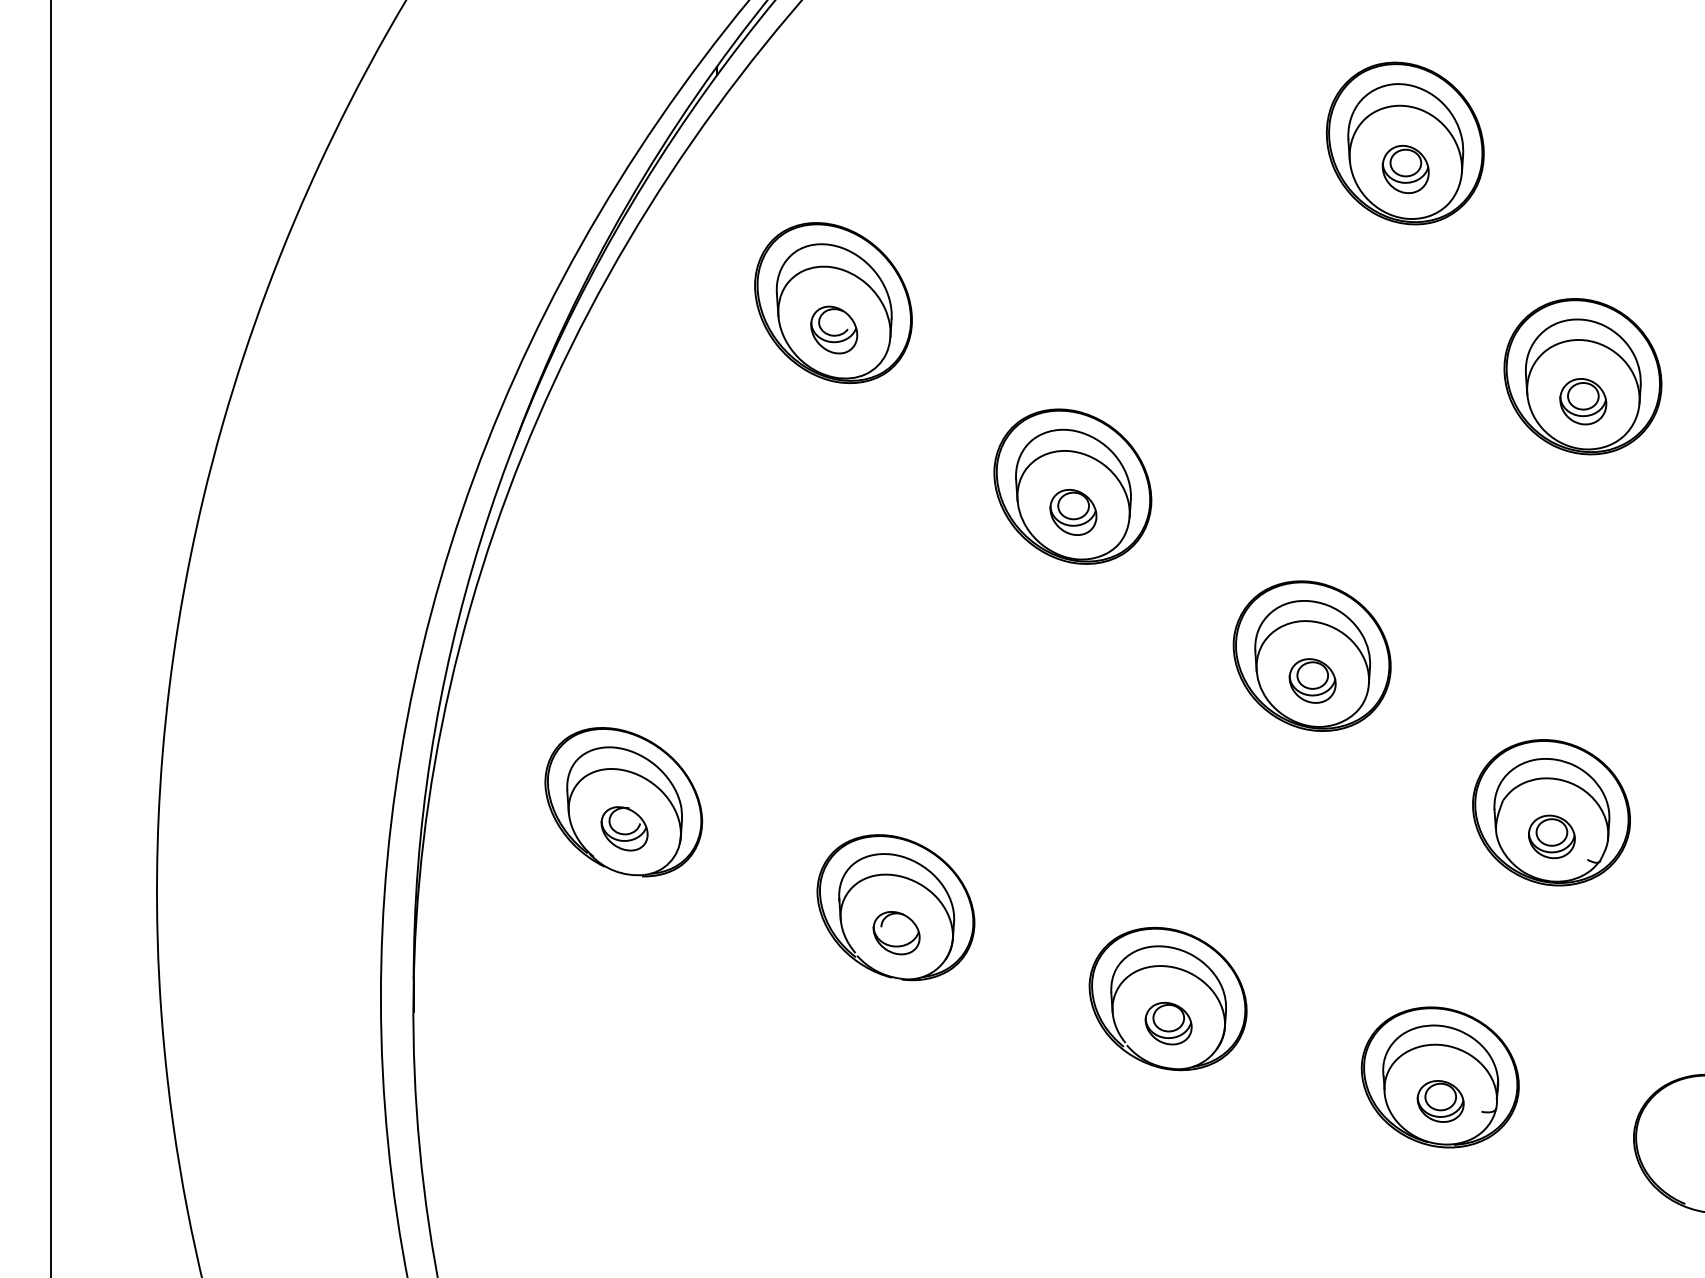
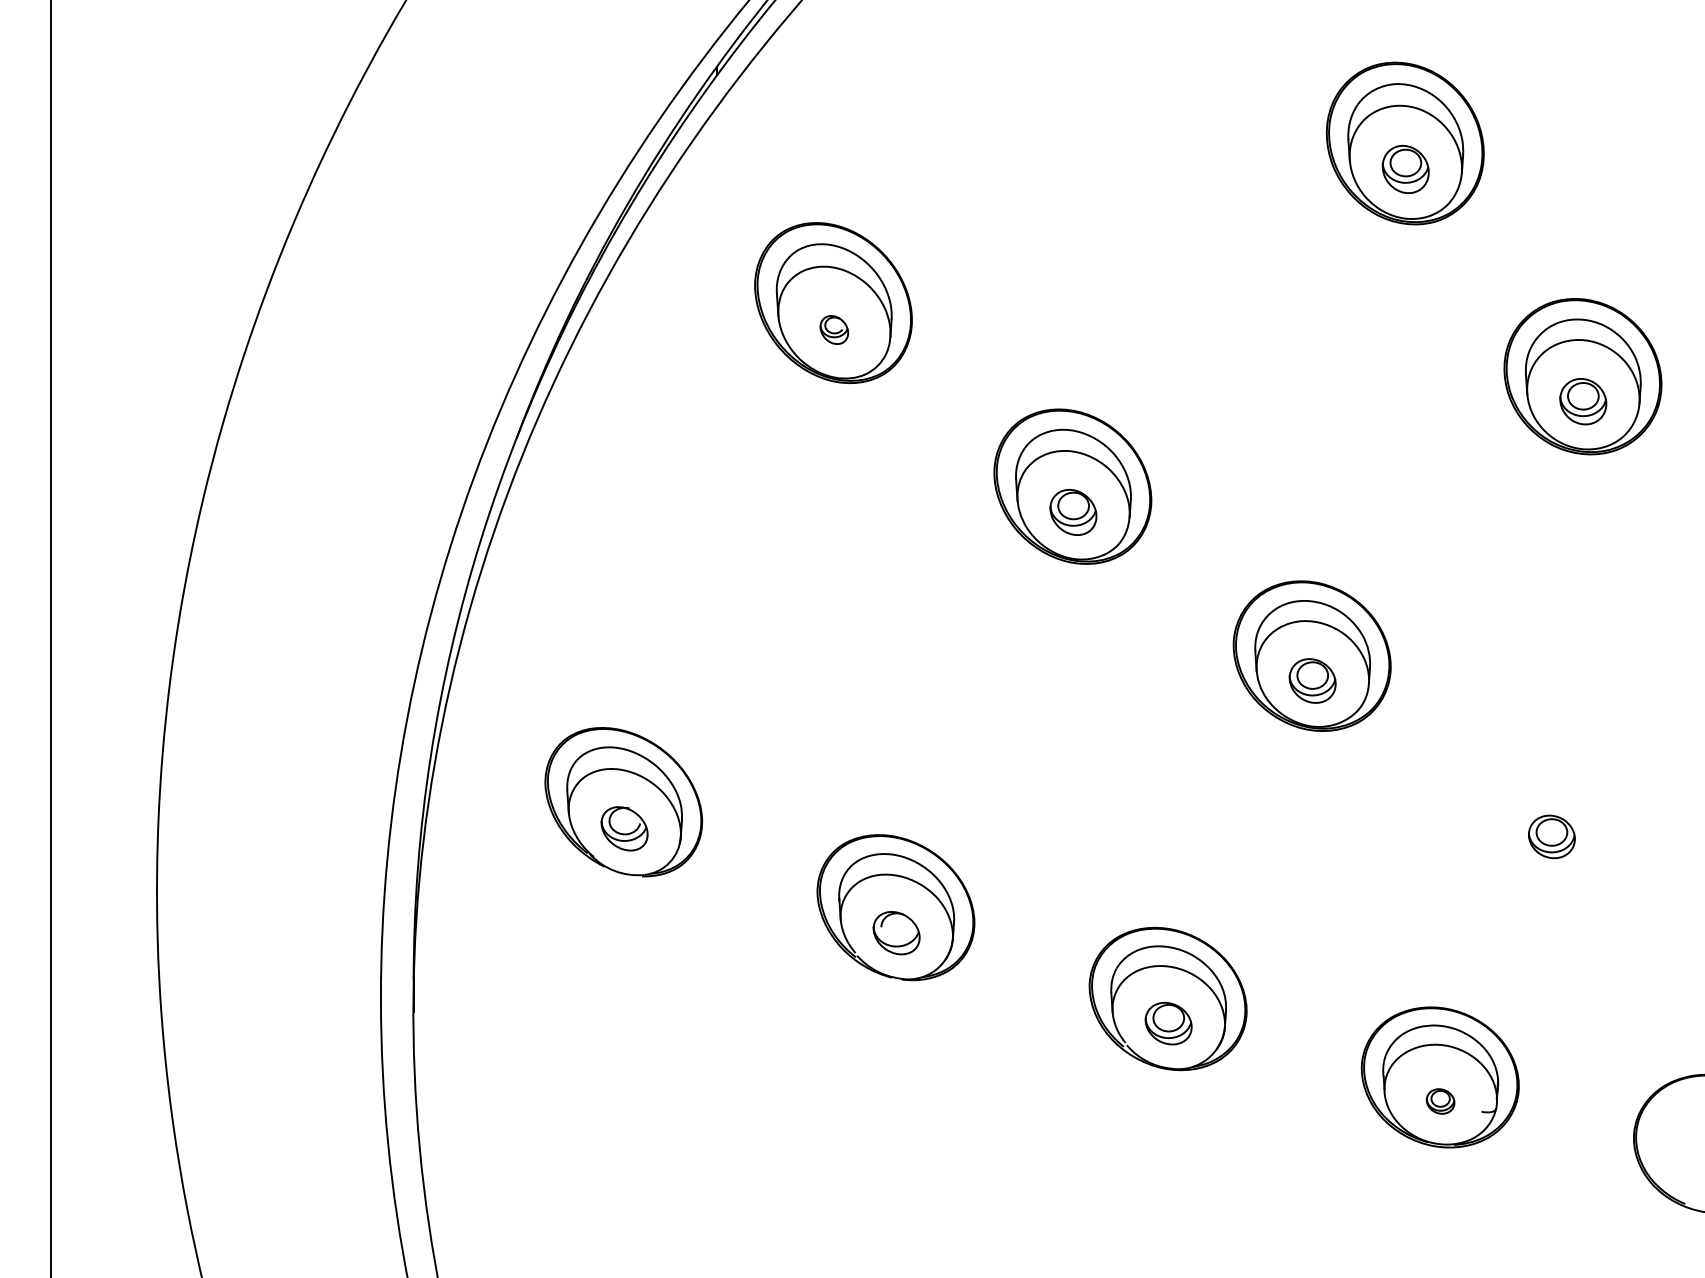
part size: 49x50 px -> 30x30 px (833, 329)
part: present -> none (1551, 812)
part size: 49x43 px -> 31x27 px (1440, 1101)
